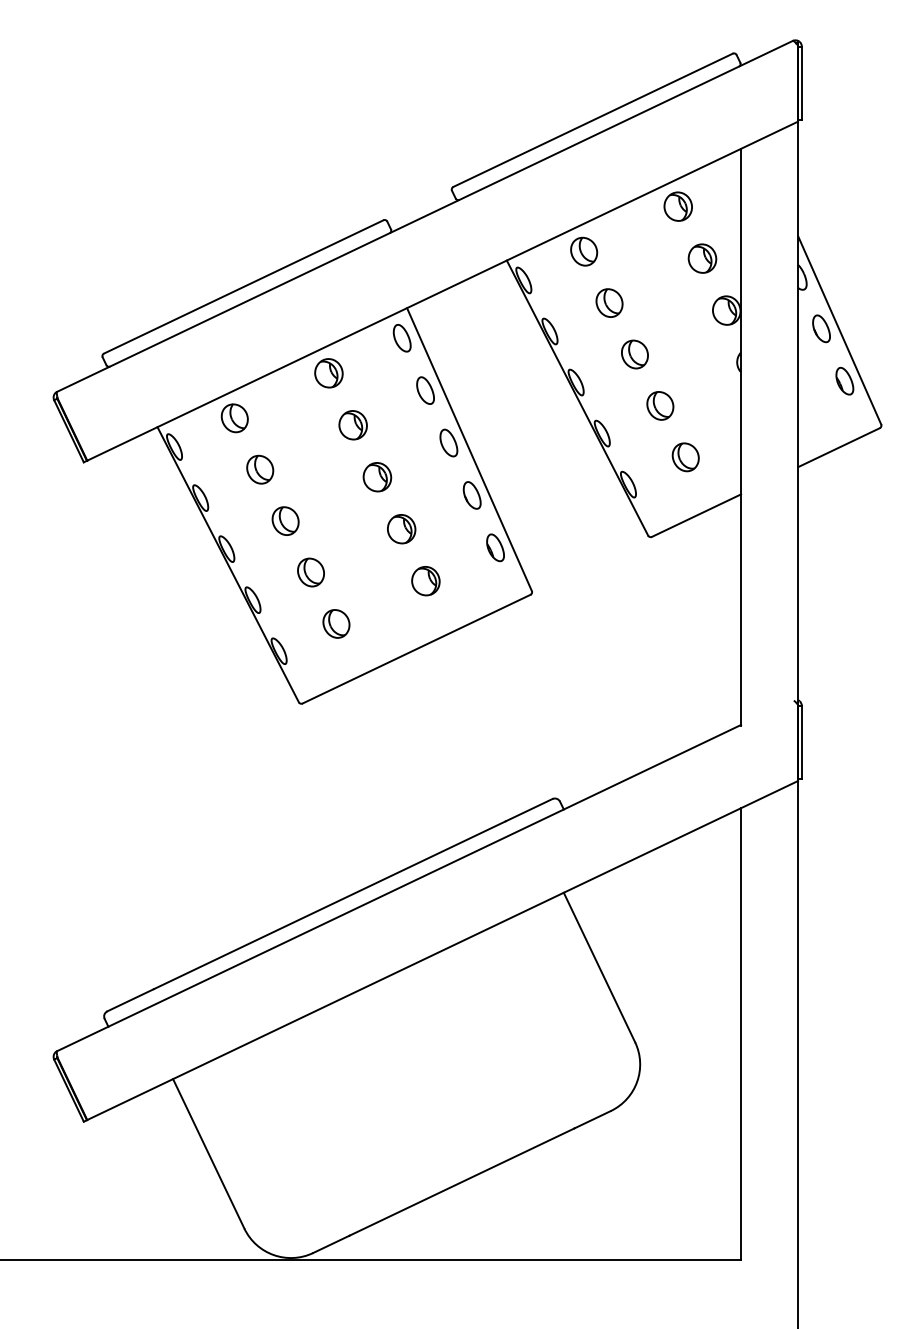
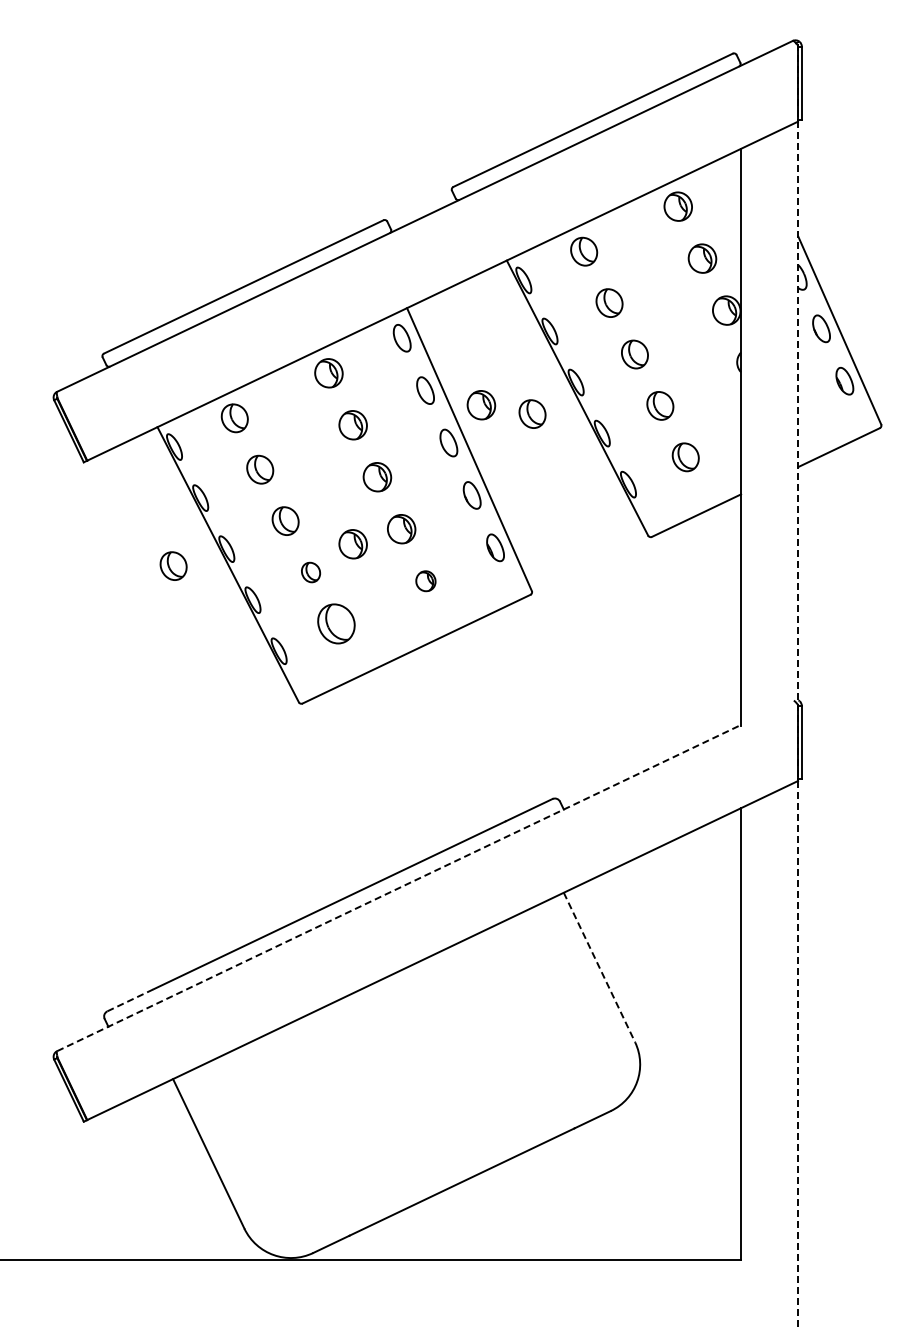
part: none -> present (481, 405)
part: none -> present (532, 413)
part: none -> present (352, 544)
part: none -> present (173, 565)
part size: 28x31 px -> 21x23 px (311, 572)
part size: 30x31 px -> 22x23 px (425, 581)
part size: 29x30 px -> 39x42 px (336, 623)
line: solid -> dashed (798, 684)
line: solid -> dashed (399, 888)
line: solid -> dashed (599, 967)
line: solid -> dashed (130, 1000)
